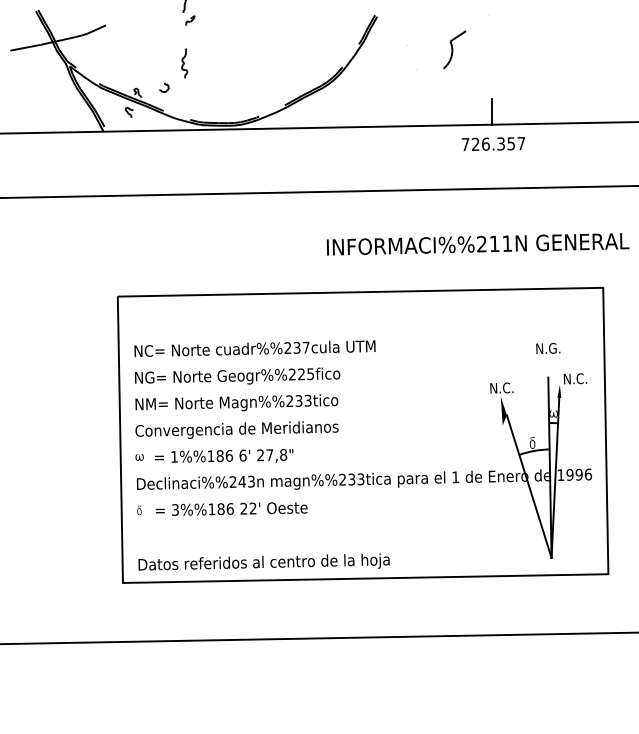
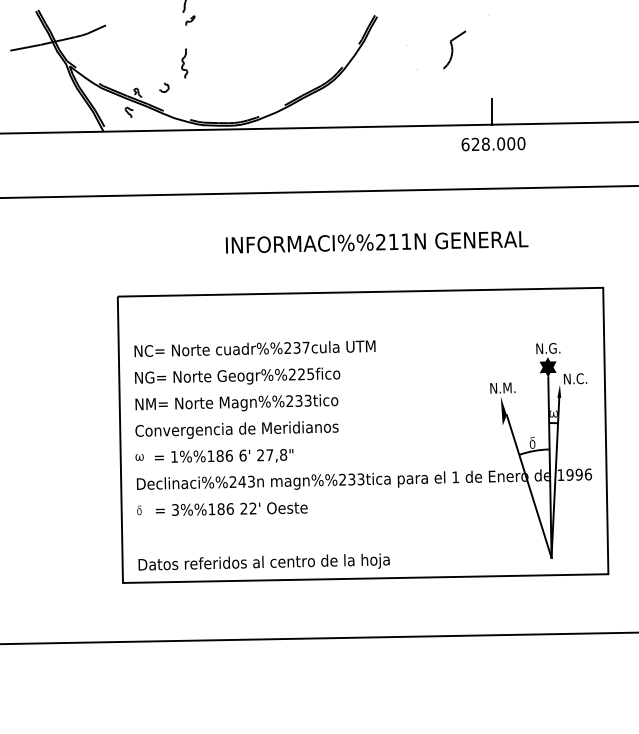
text: 726.357 -> 628.000 (493, 144)
text position: (477, 244) -> (376, 242) (376, 242)
fill: none -> present (547, 367)
text: N.C. -> N.M. (509, 387)
